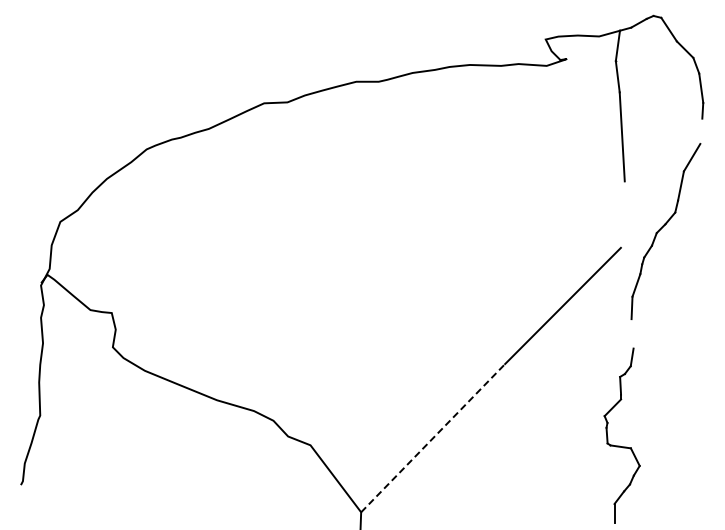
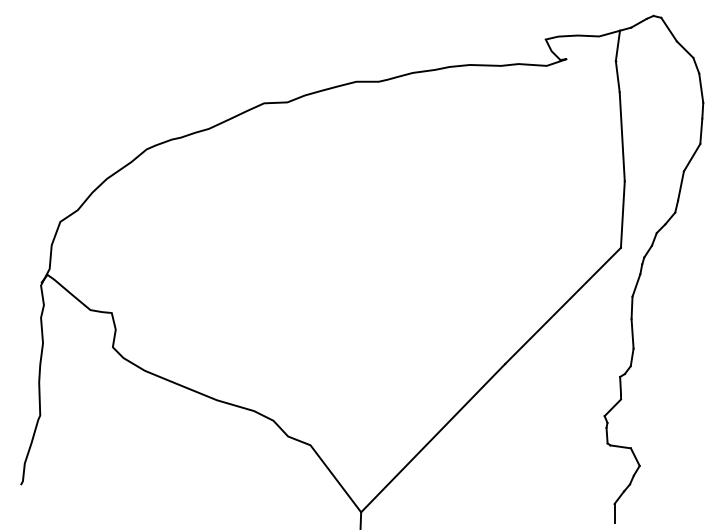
line: none -> present (701, 130)
line: none -> present (622, 214)
line: none -> present (632, 333)
line: dashed -> solid (433, 437)
